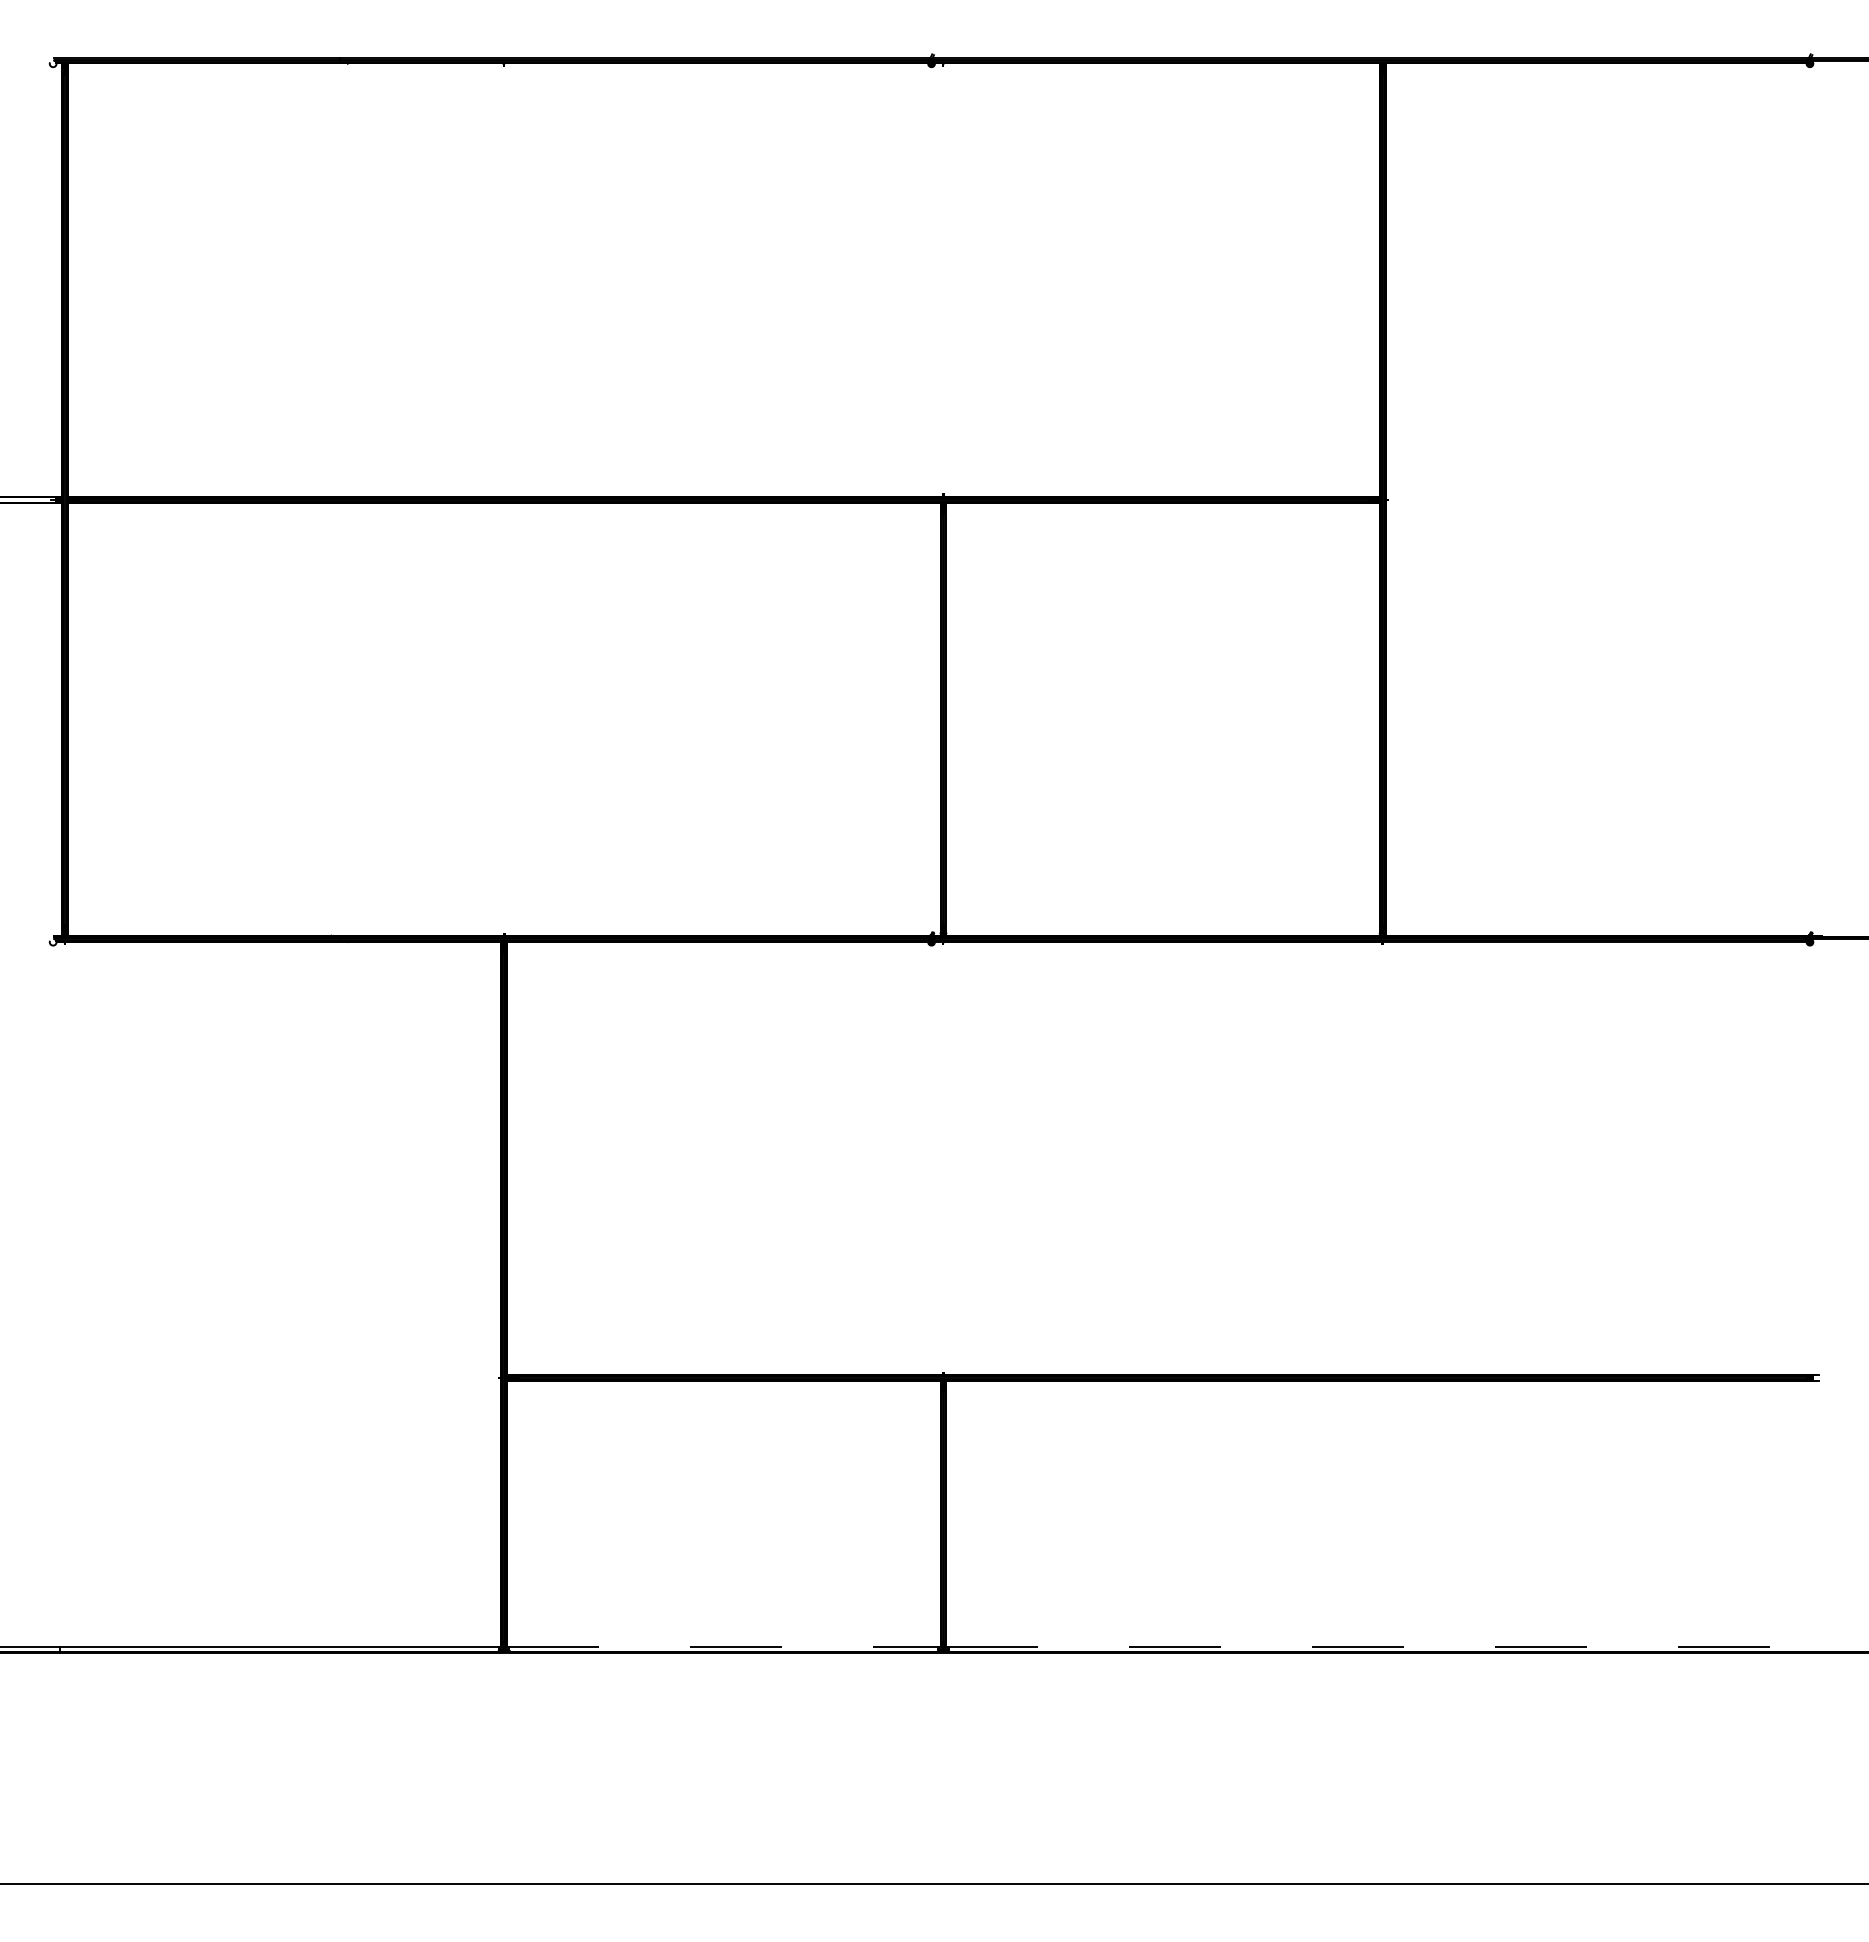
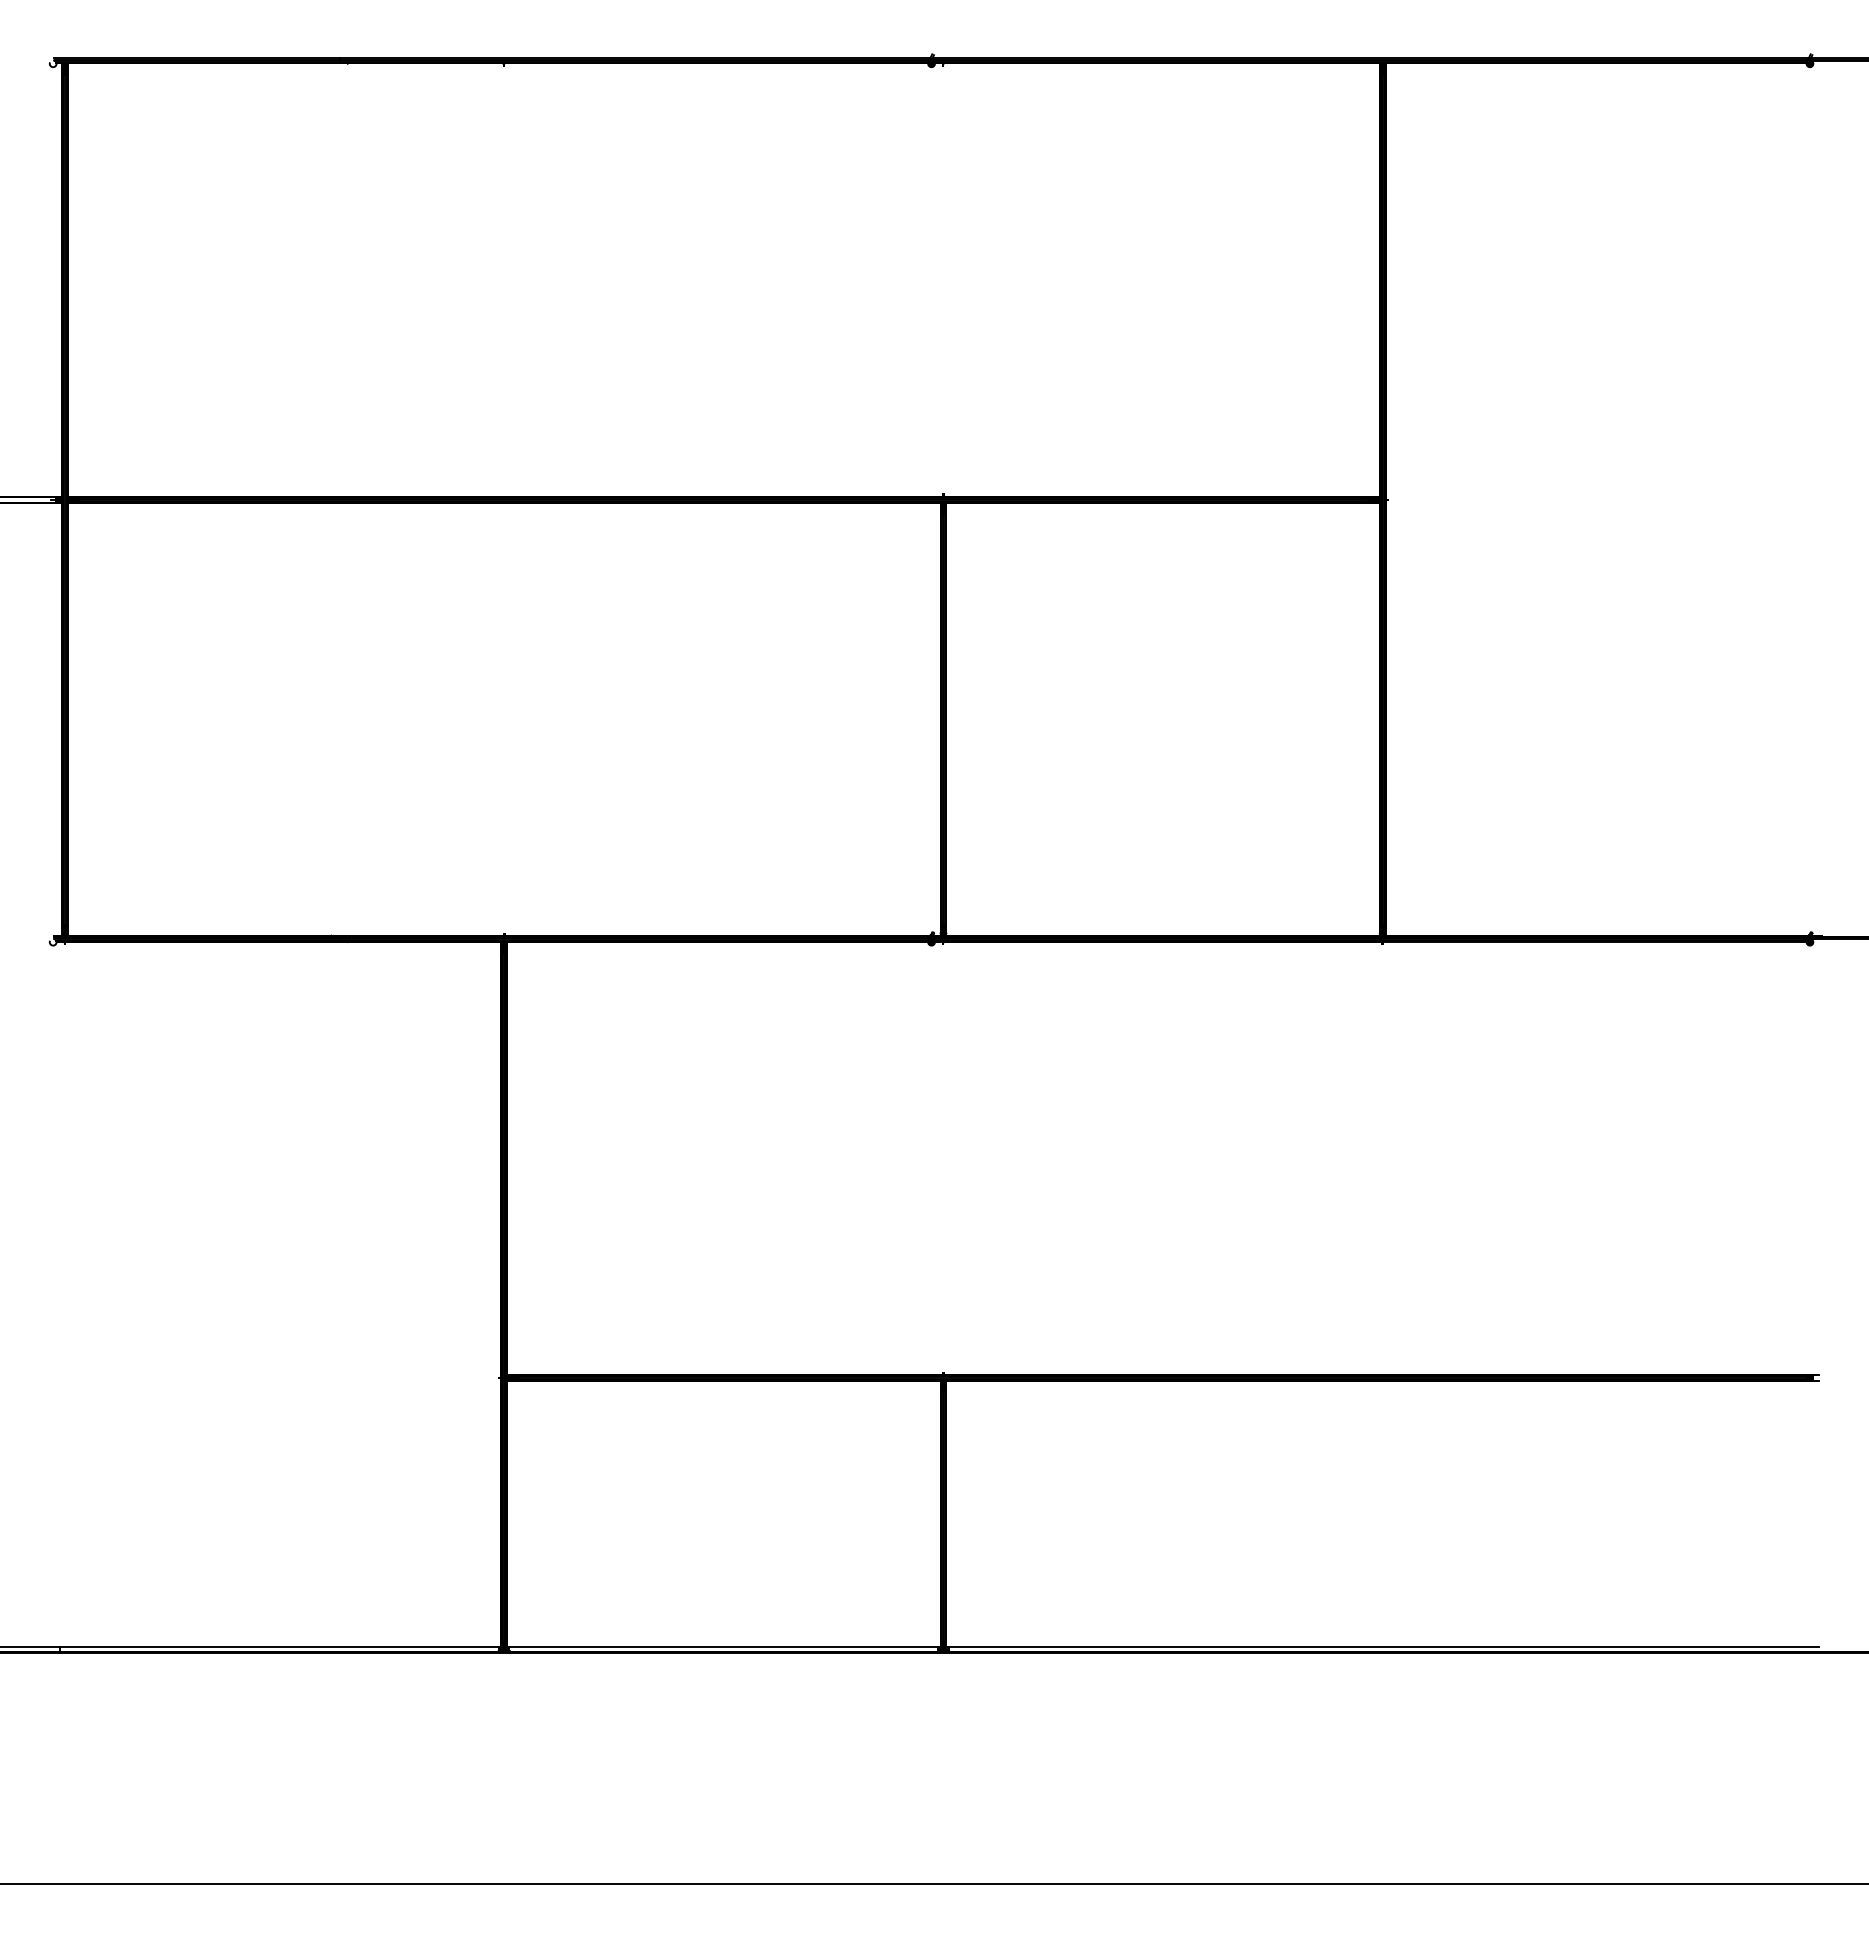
line: dashed -> solid (723, 1647)
line: dashed -> solid (1383, 1647)
